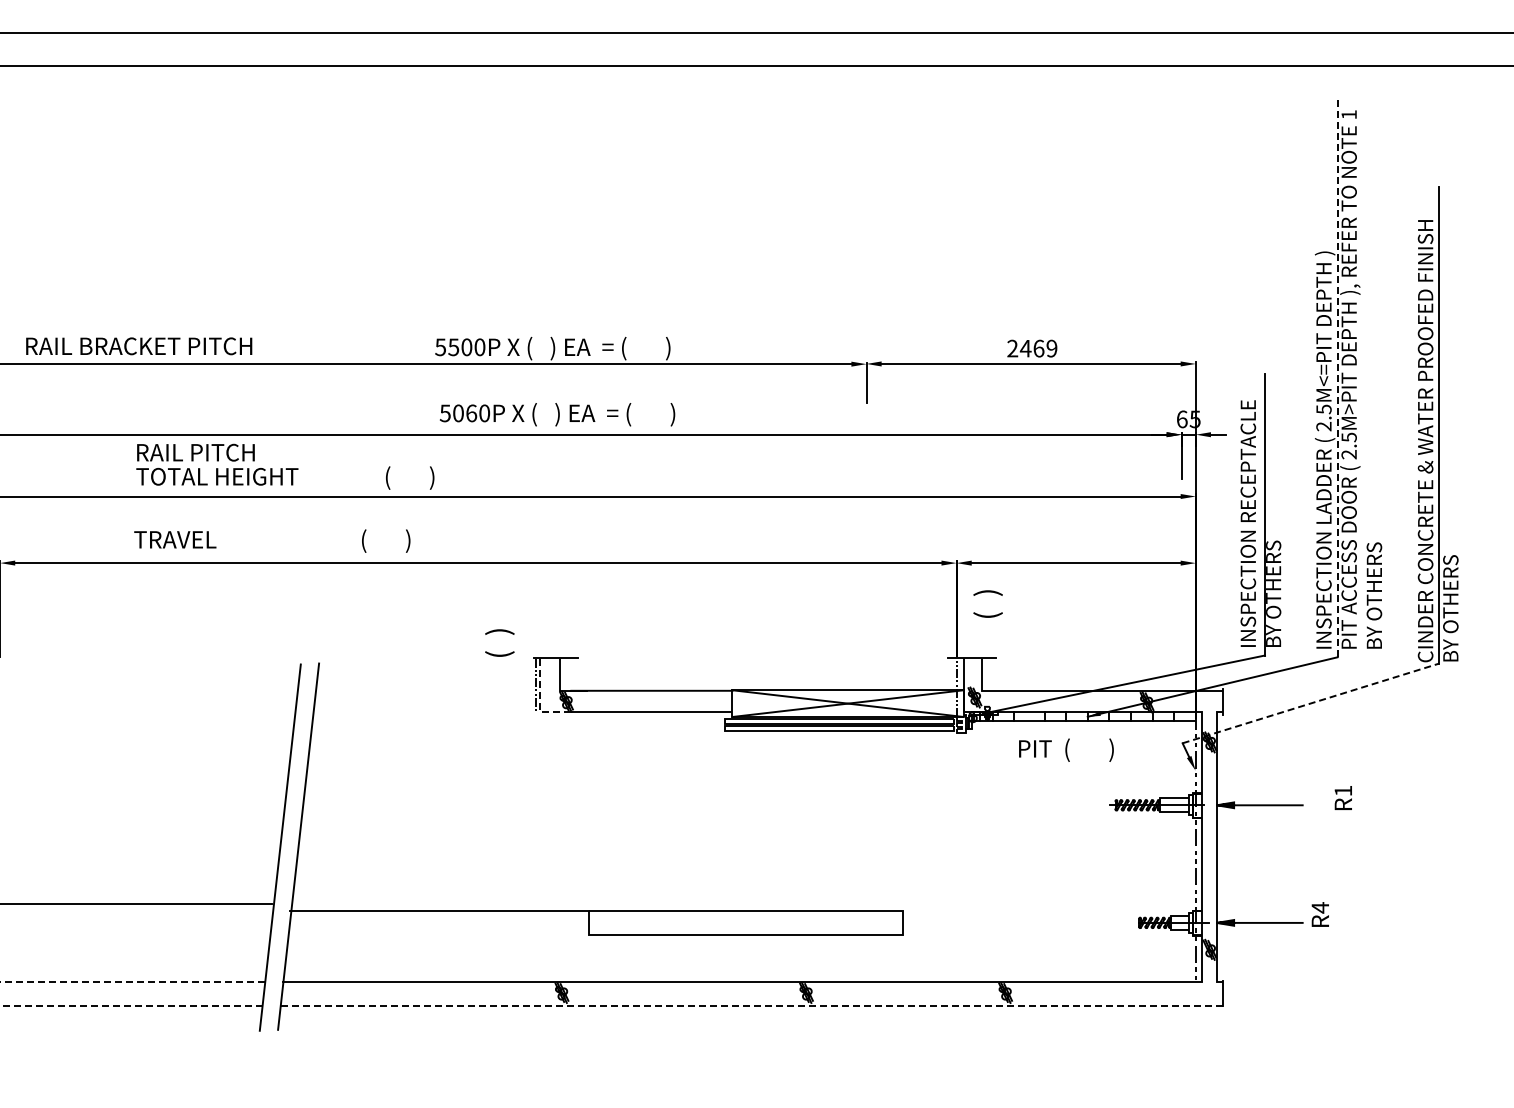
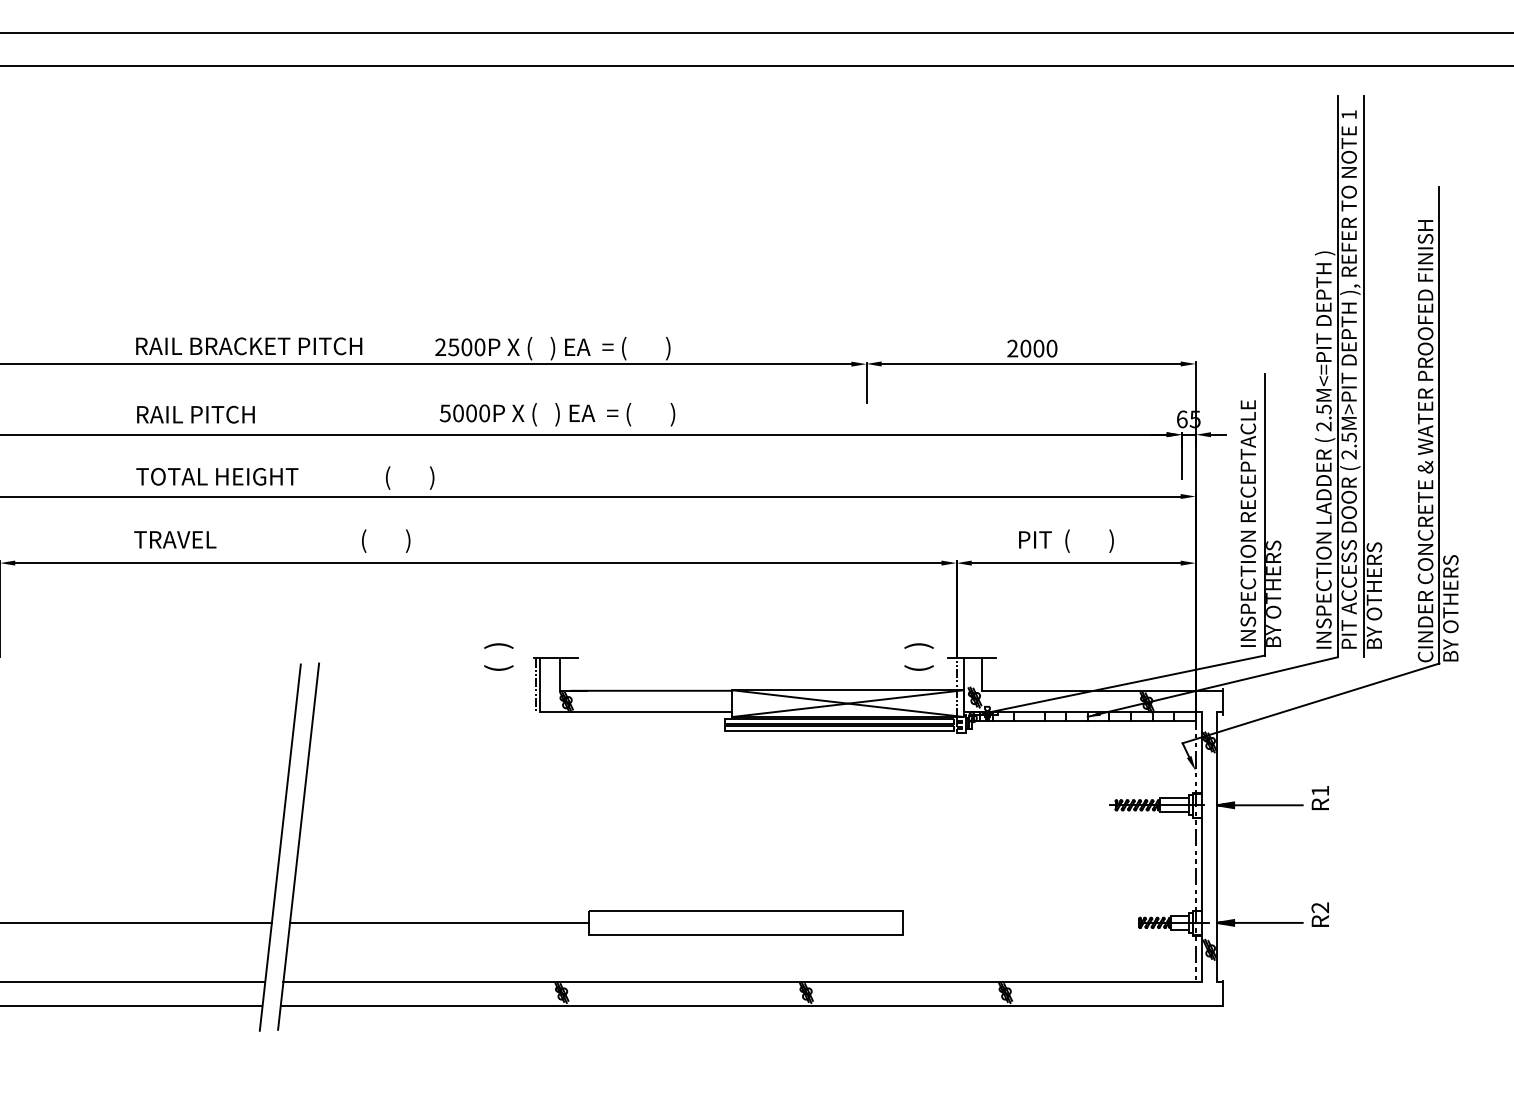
text position: (139, 346) -> (249, 346) (249, 346)
text: 5500P -> 2500P (440, 347)
text: 2469 -> 2000 (1038, 348)
line: dashed -> solid (1337, 376)
line: none -> present (1363, 376)
text: 5060P -> 5000P (471, 413)
text position: (195, 452) -> (195, 414) (195, 414)
text position: (987, 603) -> (918, 656) (918, 656)
text position: (499, 642) -> (498, 656) (498, 656)
line: dashed -> solid (540, 703)
line: dashed -> solid (1311, 703)
text position: (1066, 749) -> (1066, 540) (1066, 540)
text position: (1342, 797) -> (1319, 797) (1319, 797)
line position: (136, 903) -> (136, 922) (136, 922)
text: R4 -> R2 (1319, 907)
line position: (439, 910) -> (439, 922) (439, 922)
line: dashed -> solid (132, 982)
line: dashed -> solid (131, 1006)
line: dashed -> solid (751, 1006)
